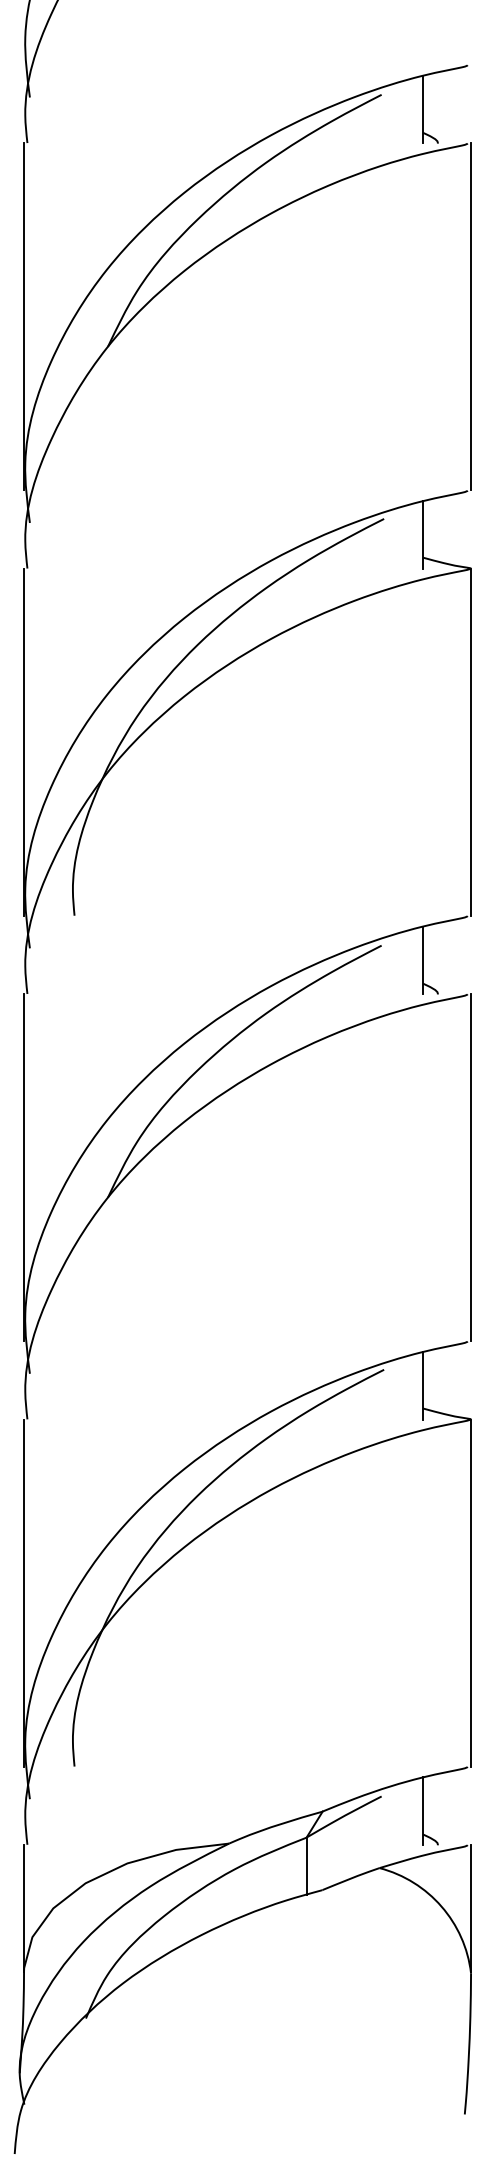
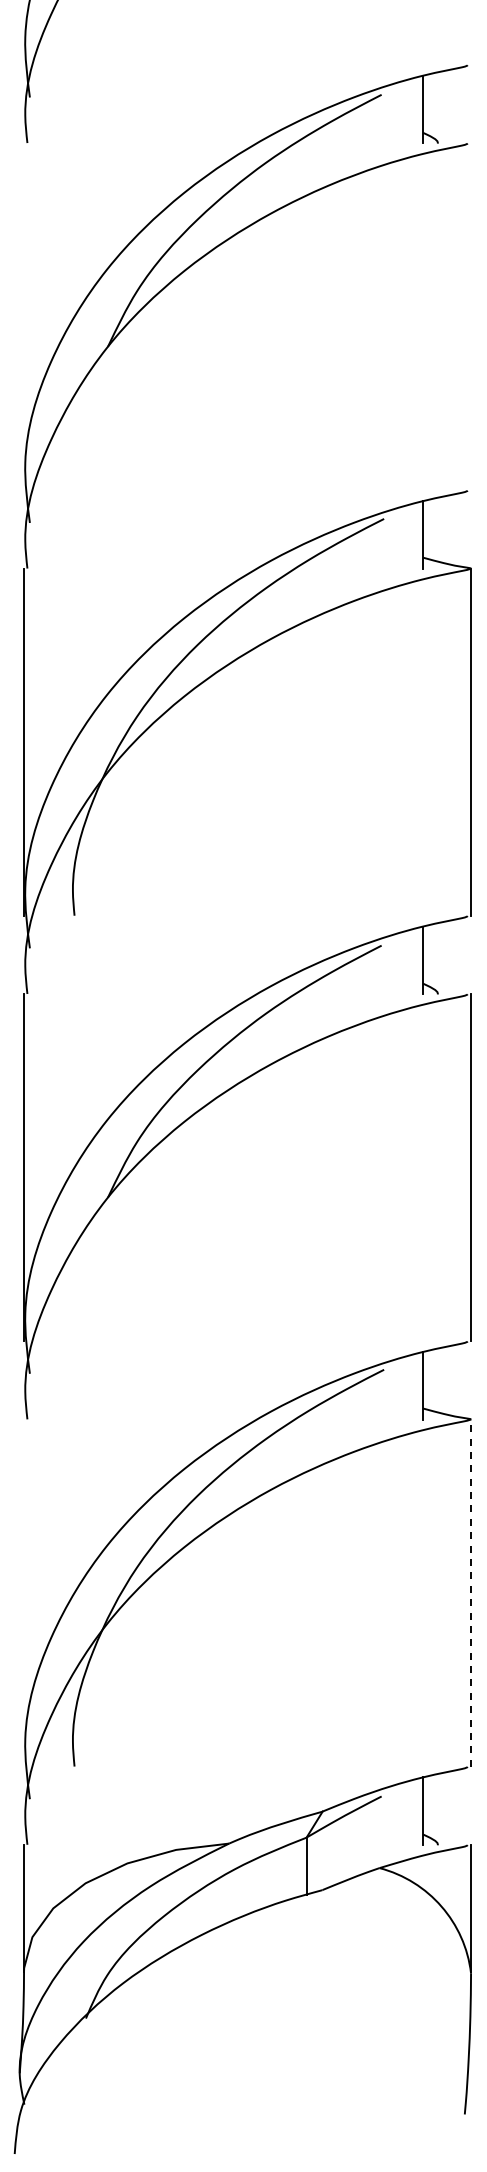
line: present -> none (24, 316)
line: present -> none (471, 316)
line: present -> none (24, 1592)
line: solid -> dashed (471, 1593)
